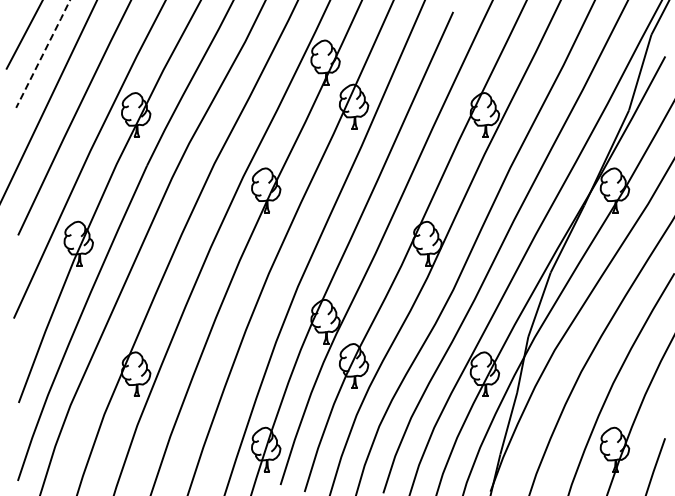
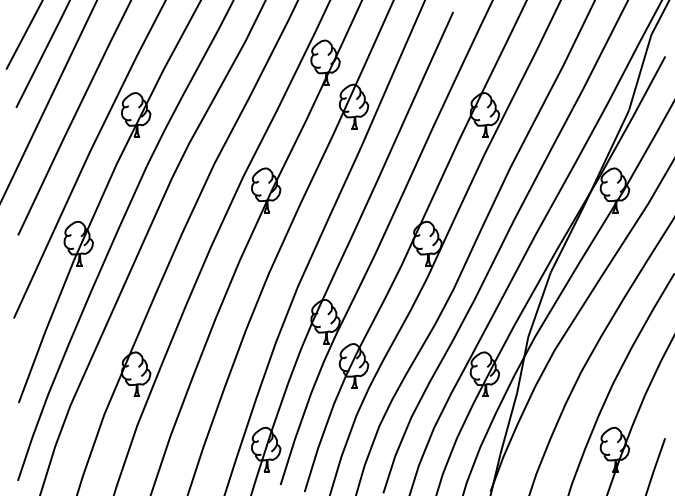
line: dashed -> solid (43, 53)
